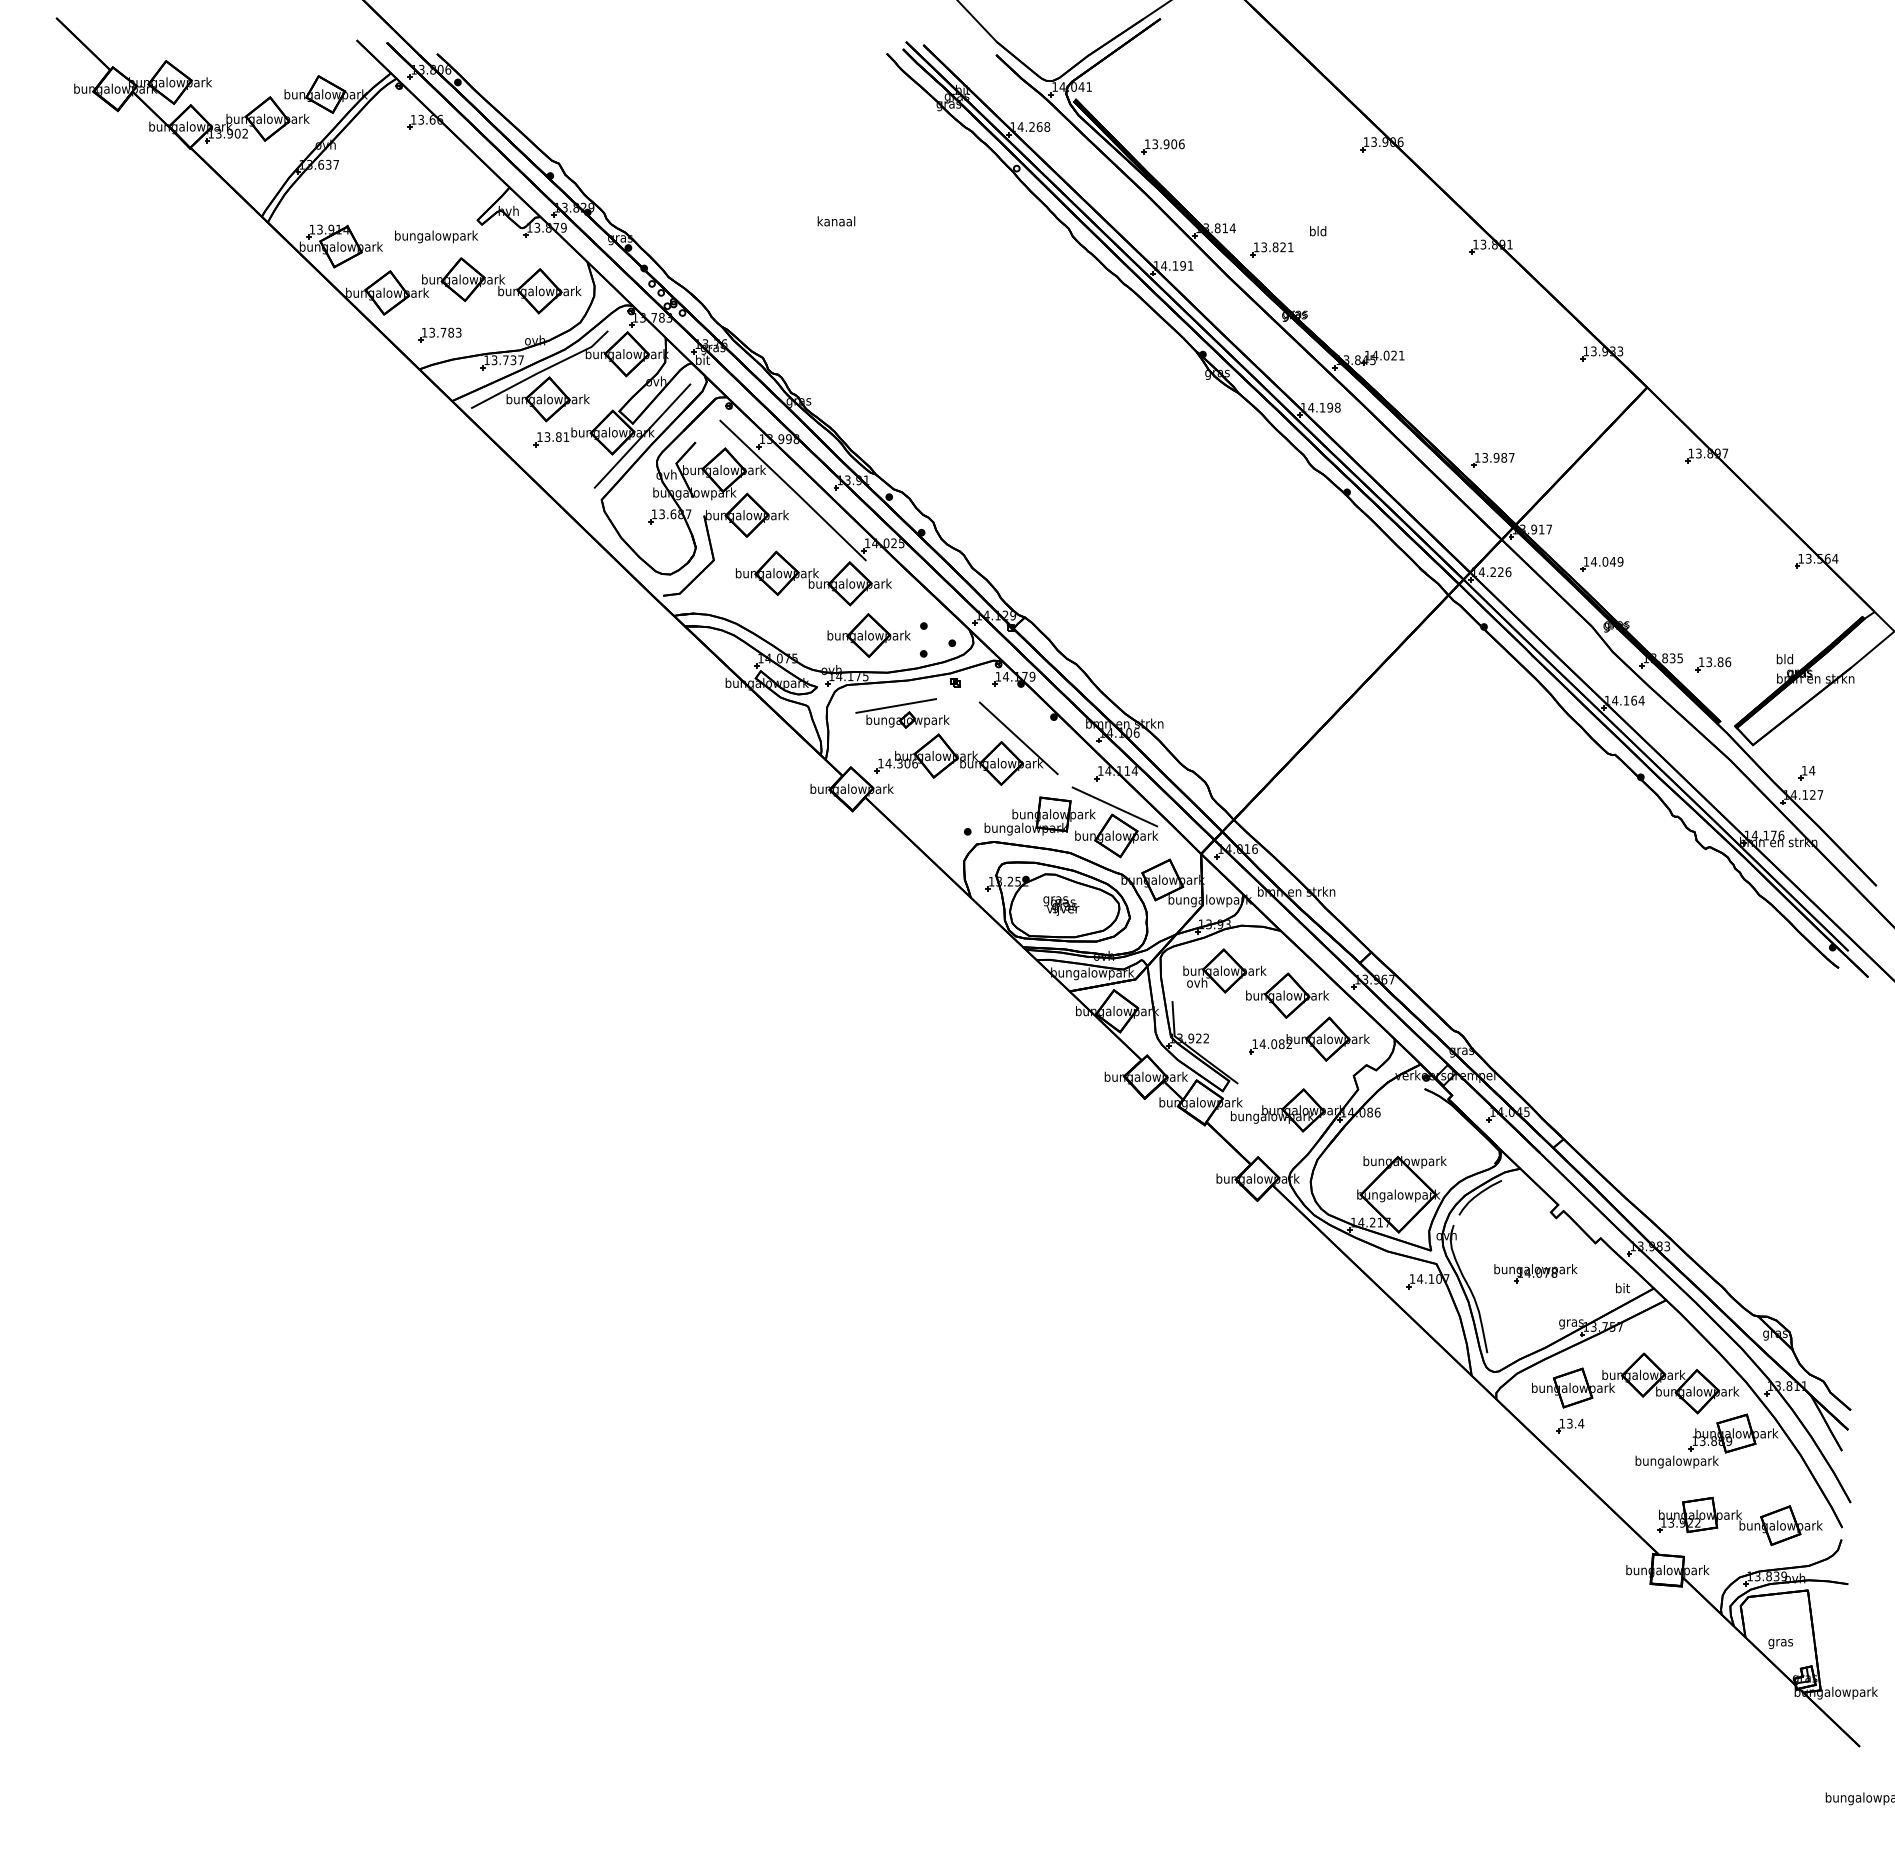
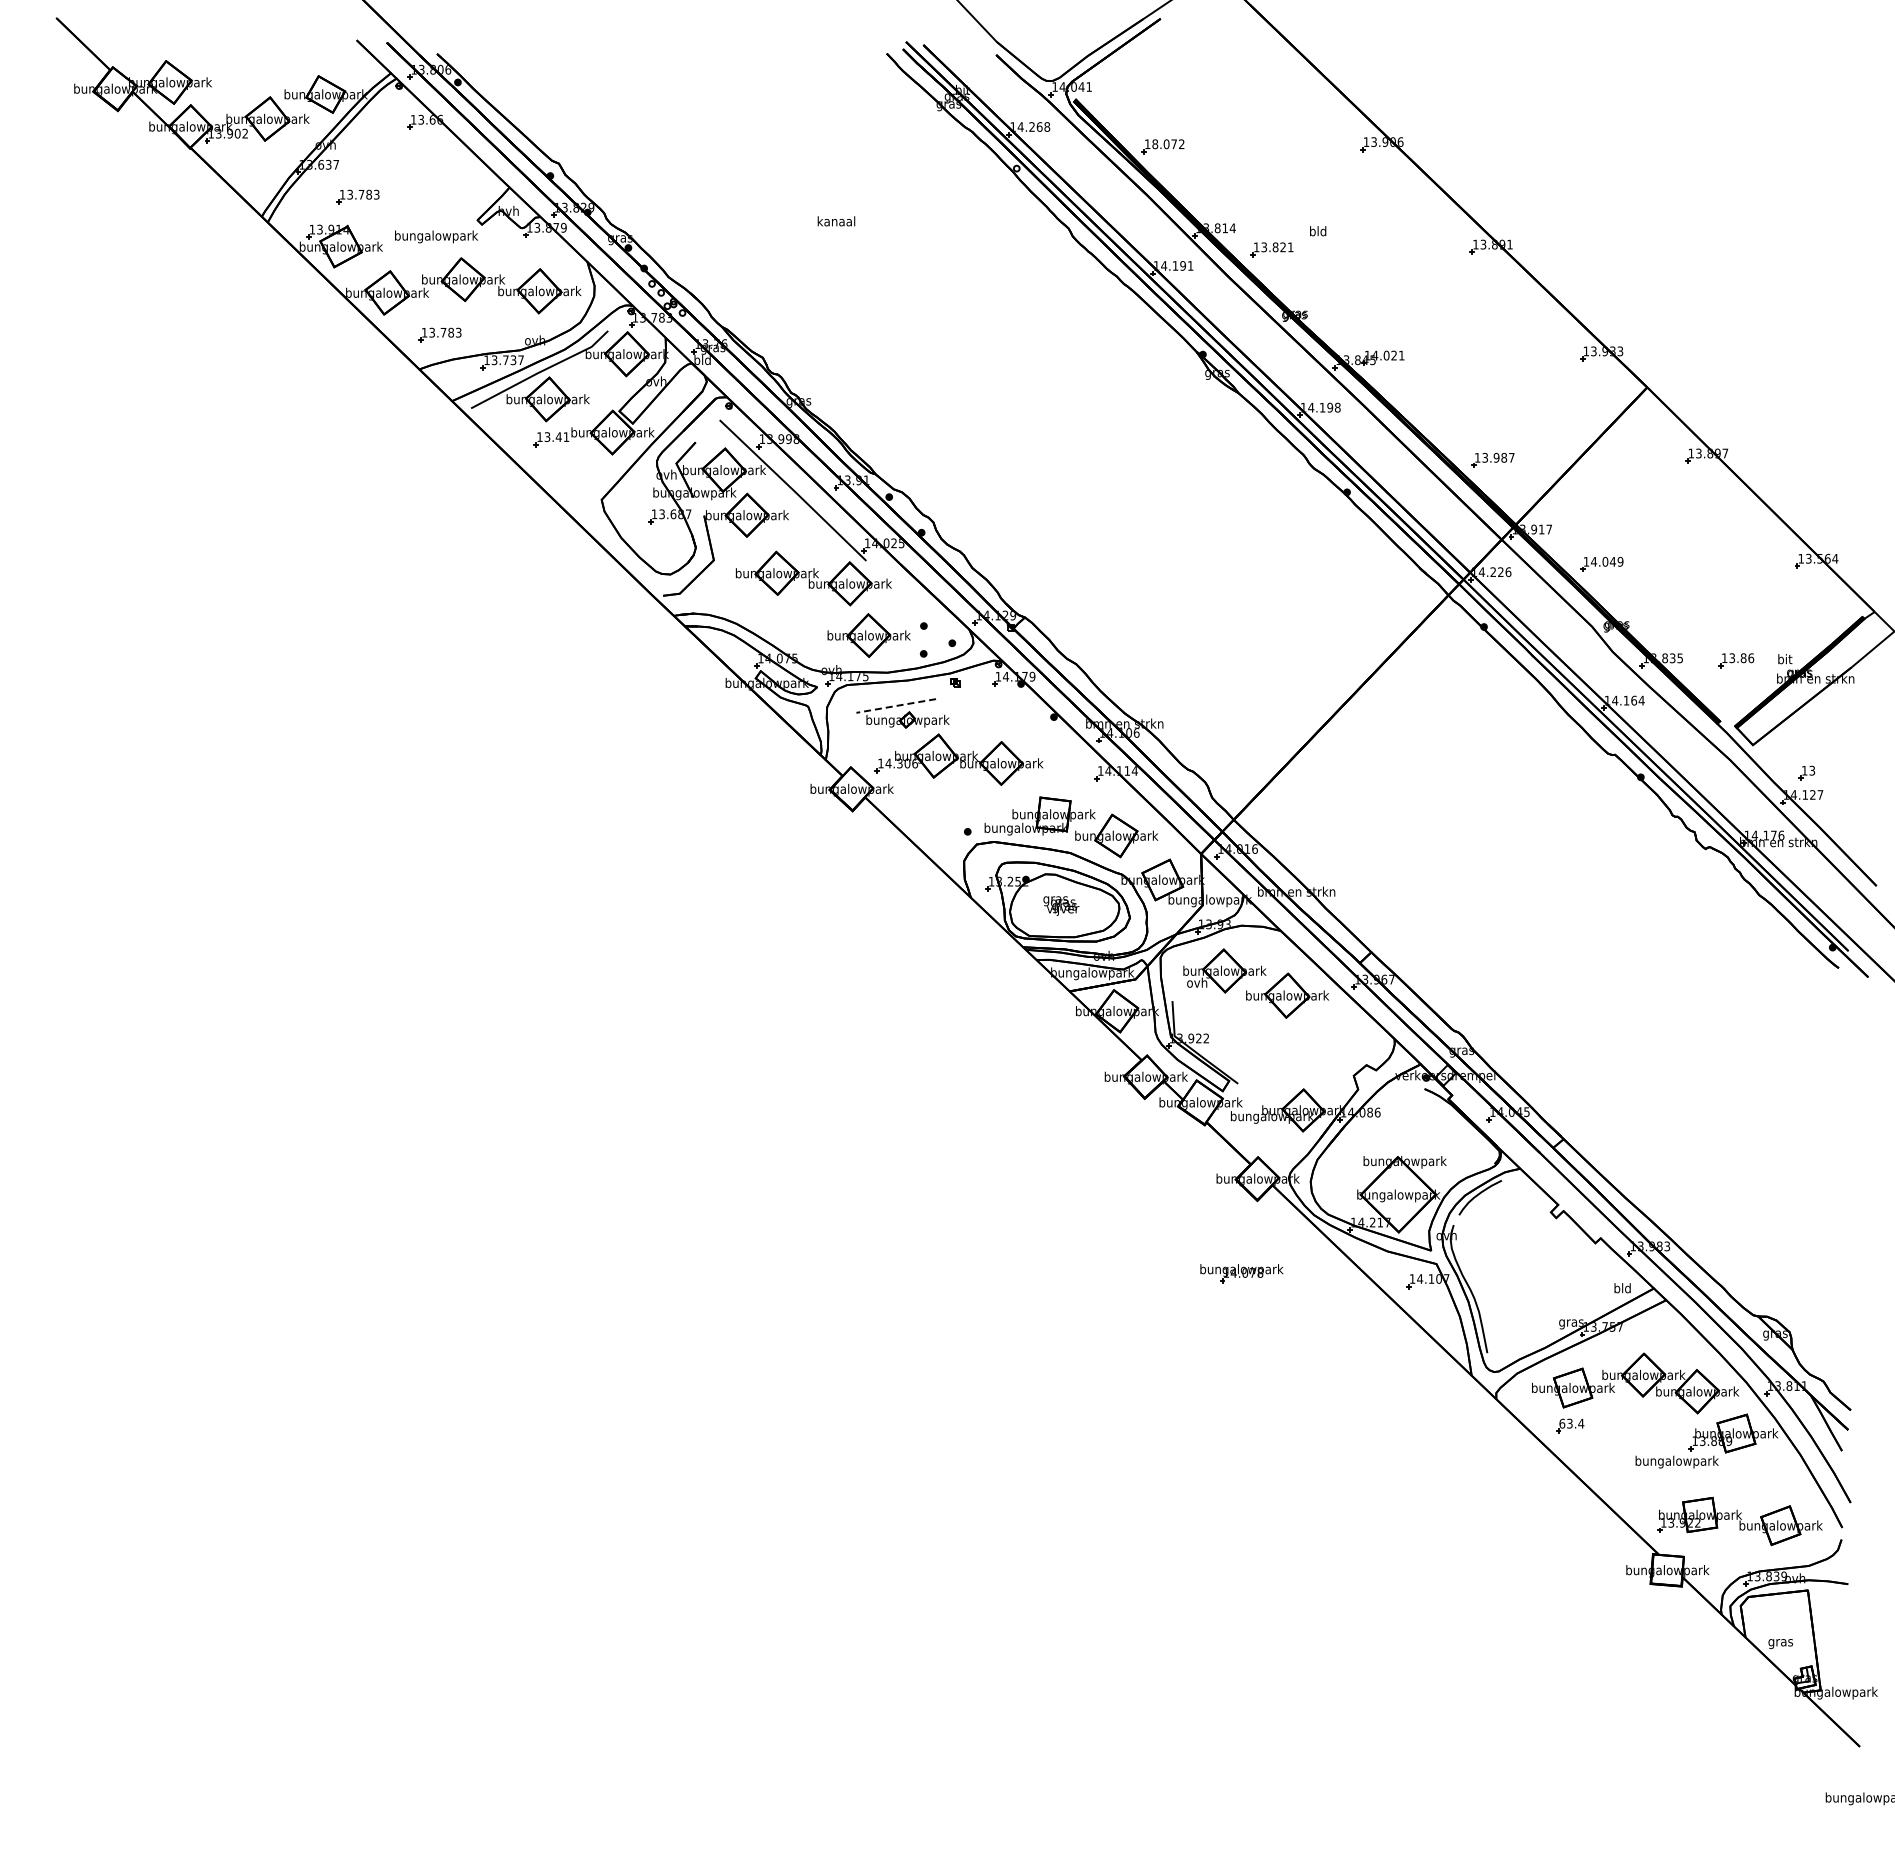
text: 13.906 -> 18.072 (1168, 144)
part: none -> present (357, 196)
text: bit -> bld (702, 360)
line: present -> none (642, 435)
text: 13.81 -> 13.41 (558, 436)
text: bld -> bit (1784, 659)
part position: (1713, 664) -> (1736, 660) (1736, 660)
line: solid -> dashed (895, 706)
line: present -> none (1018, 738)
text: 14 -> 13 (1812, 770)
line: present -> none (1114, 806)
part: present -> none (1309, 1038)
part position: (1535, 1273) -> (1241, 1273) (1241, 1273)
text: bit -> bld (1622, 1288)
text: 13.4 -> 63.4 (1562, 1423)
